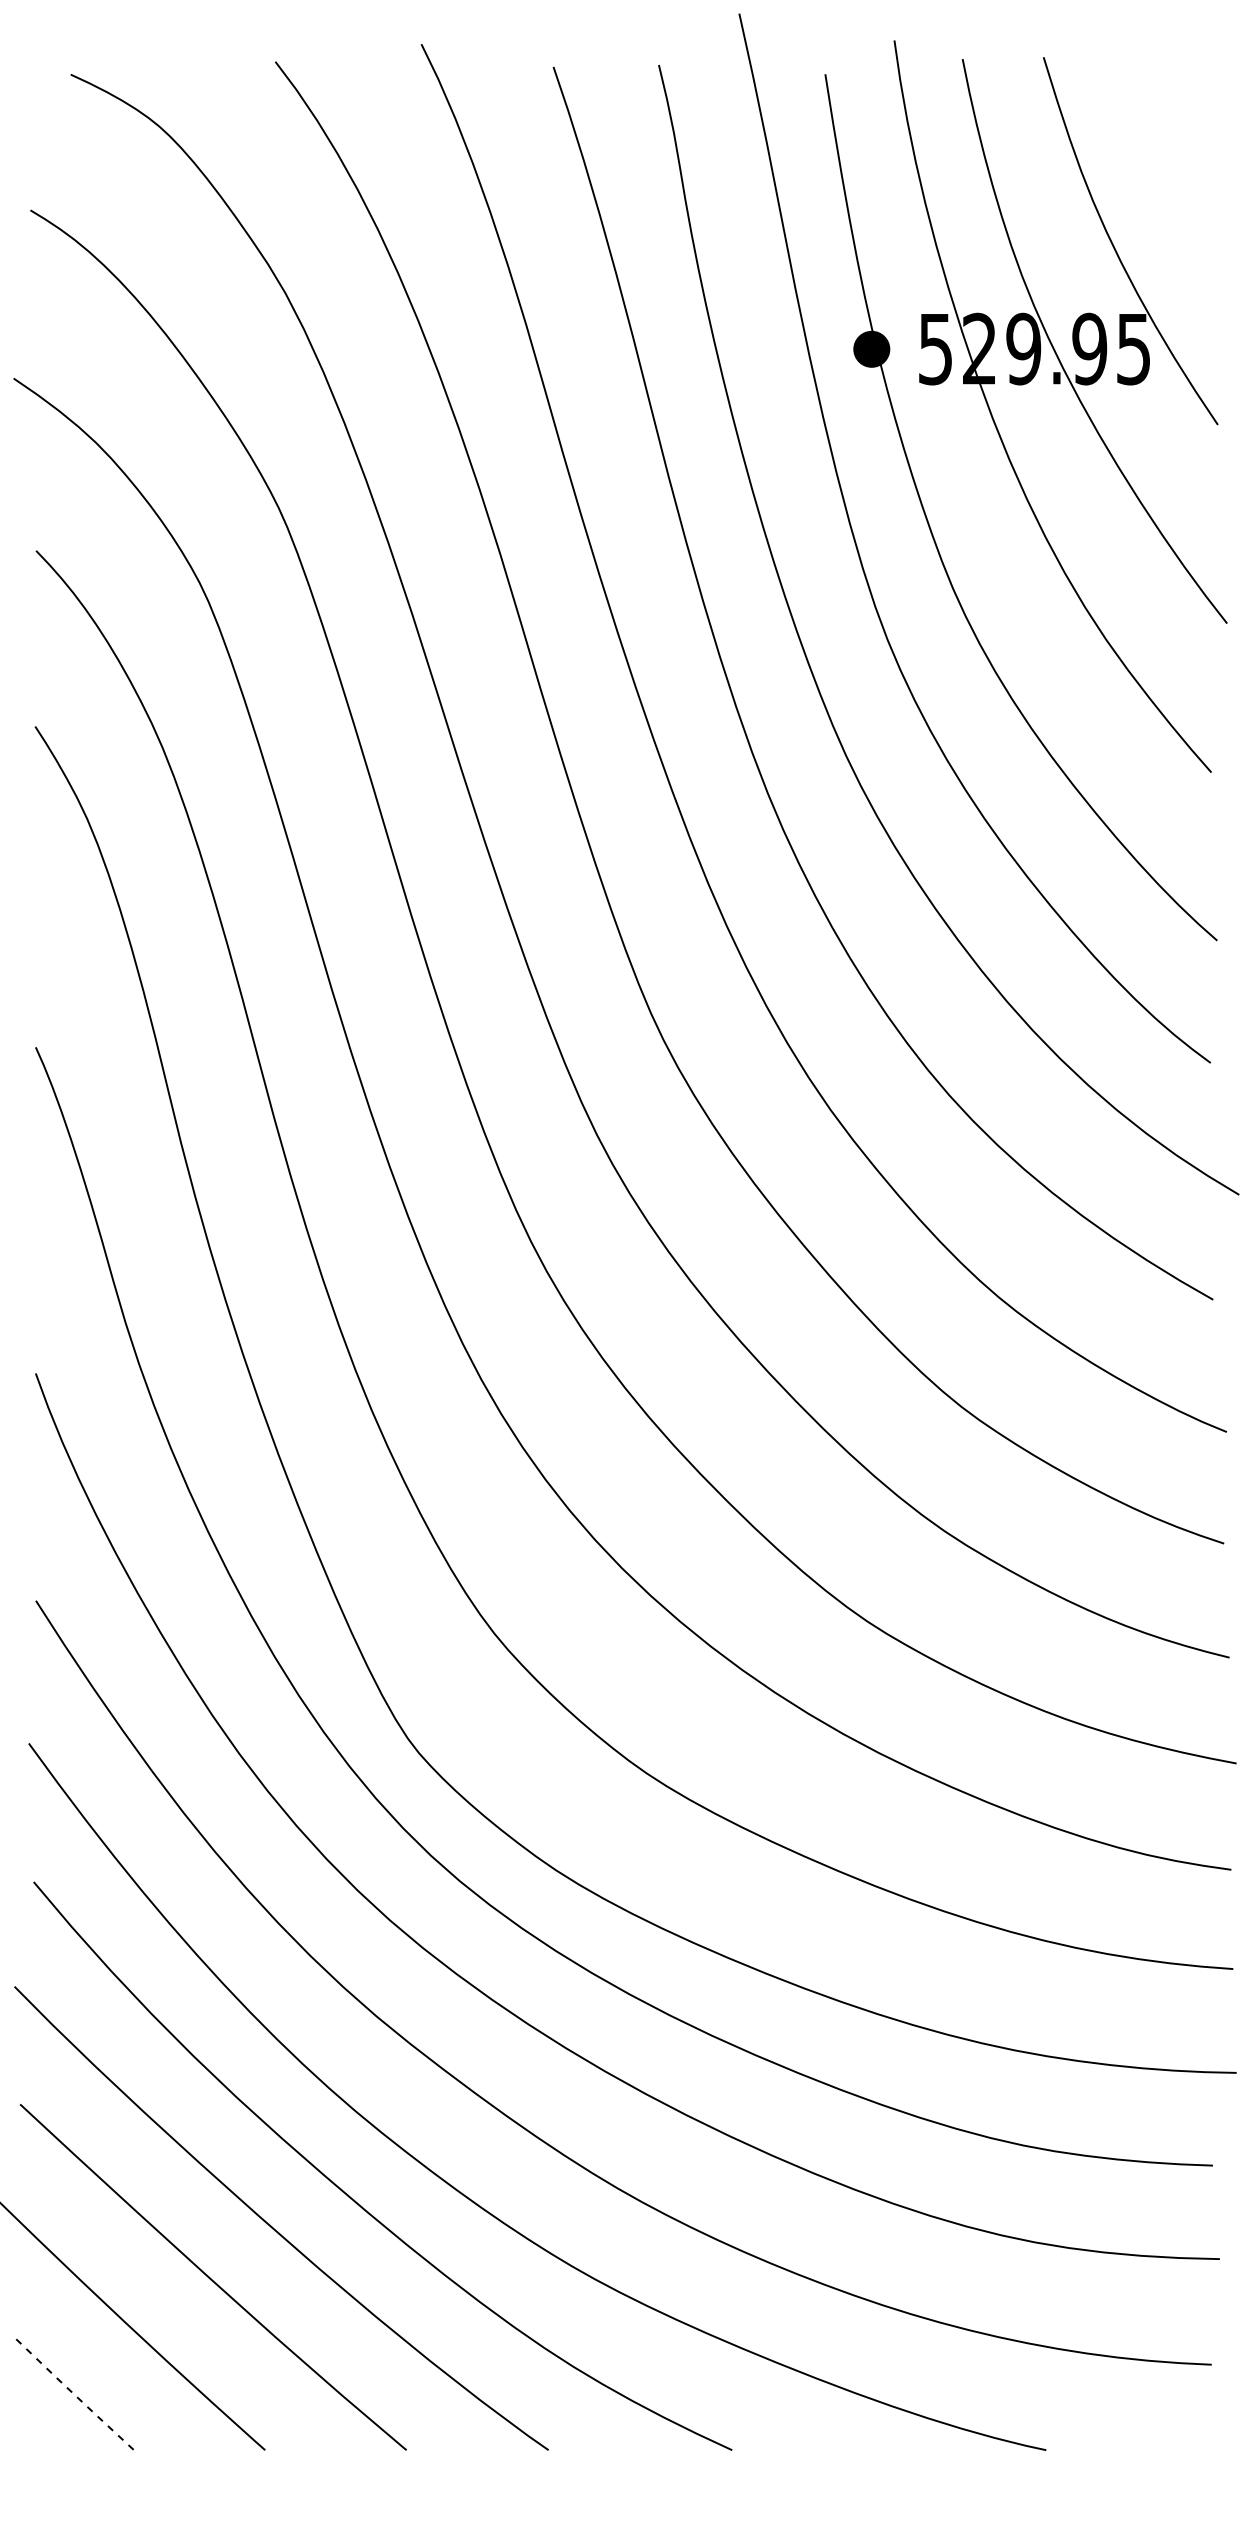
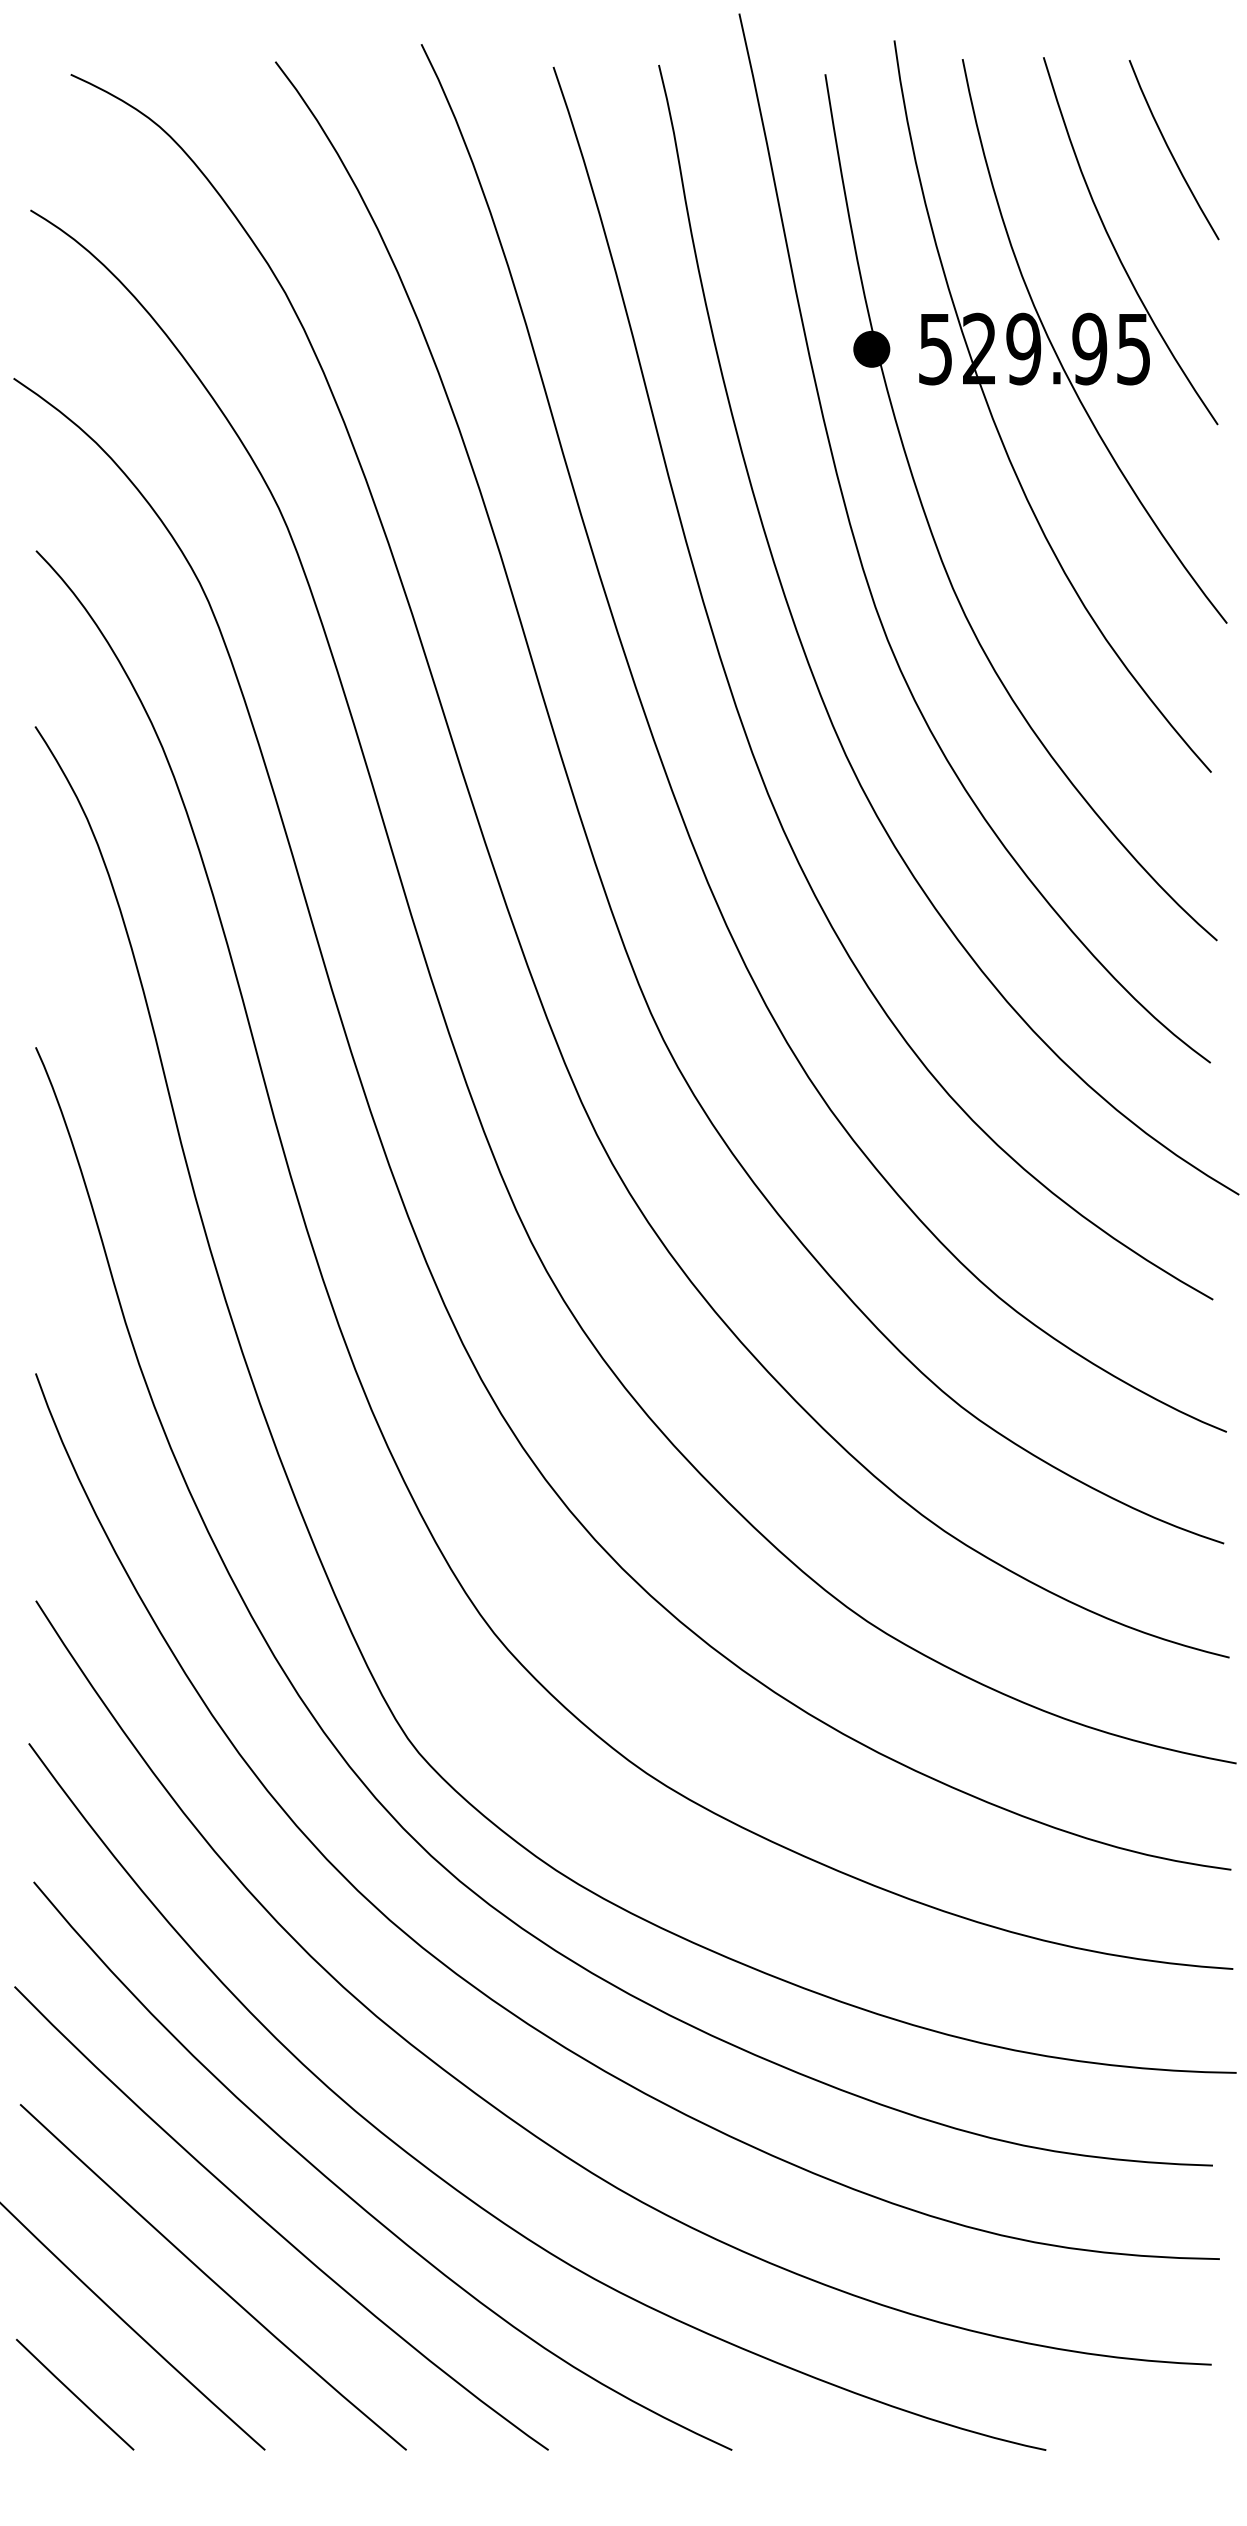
curve: none -> present (1171, 151)
line: dashed -> solid (74, 2395)
